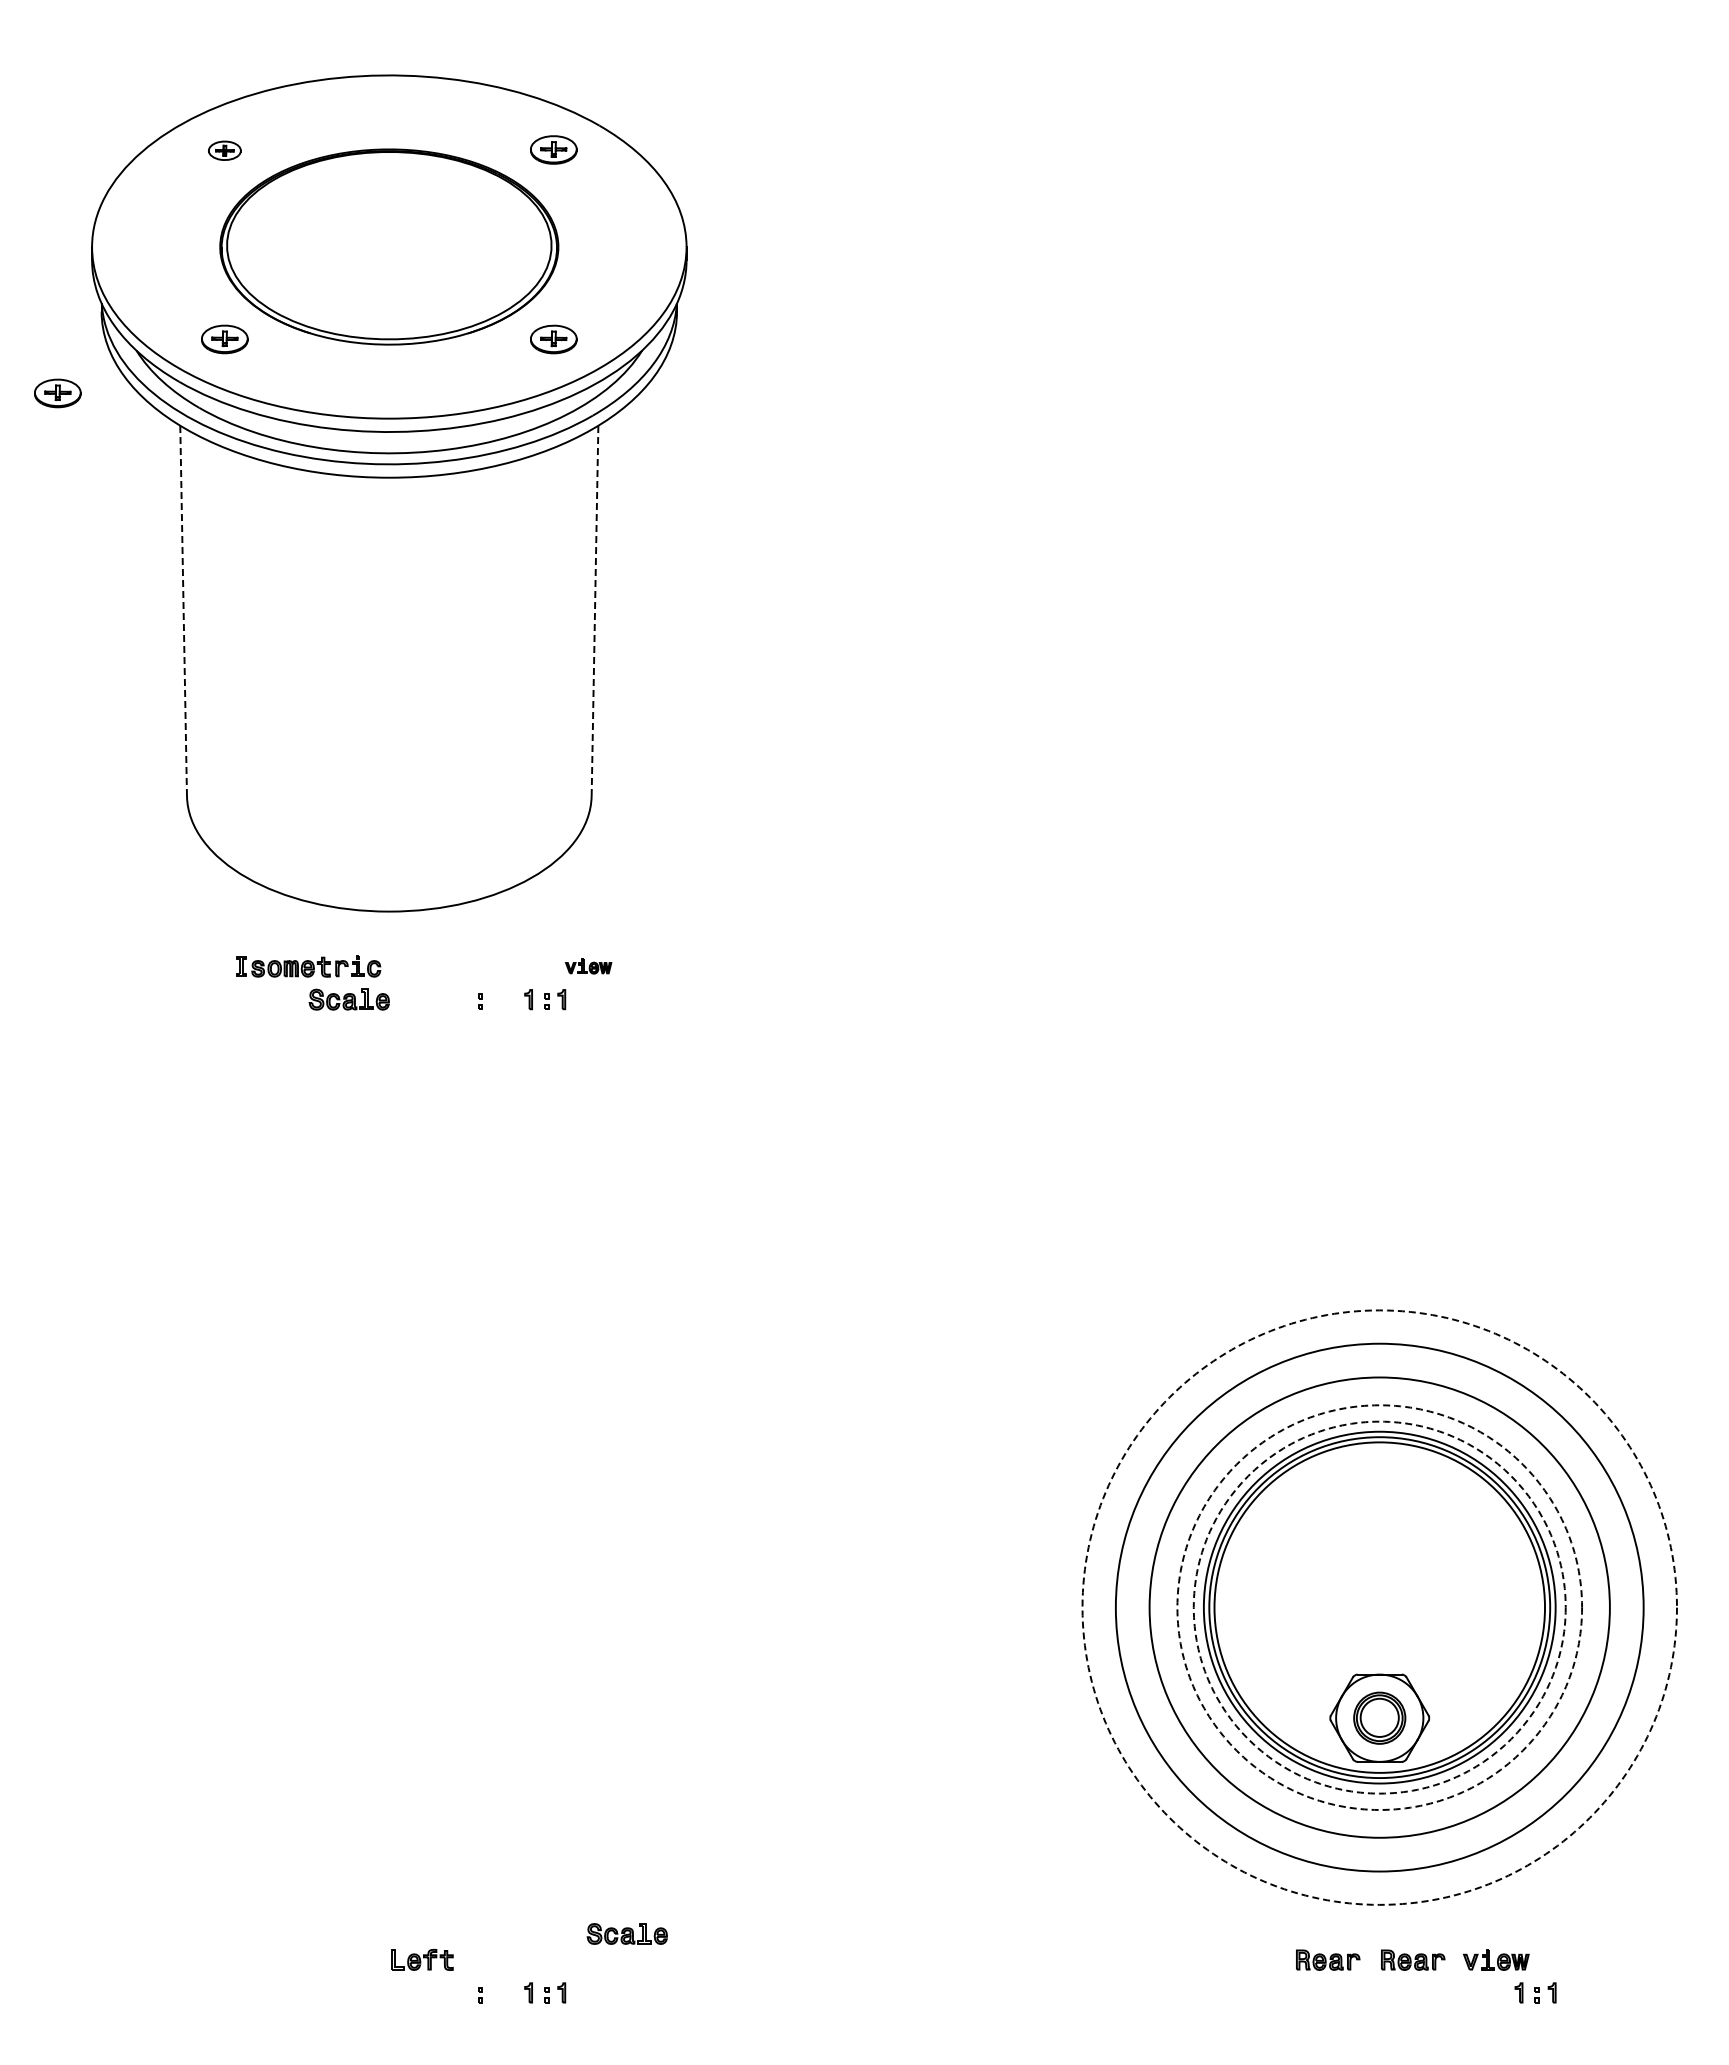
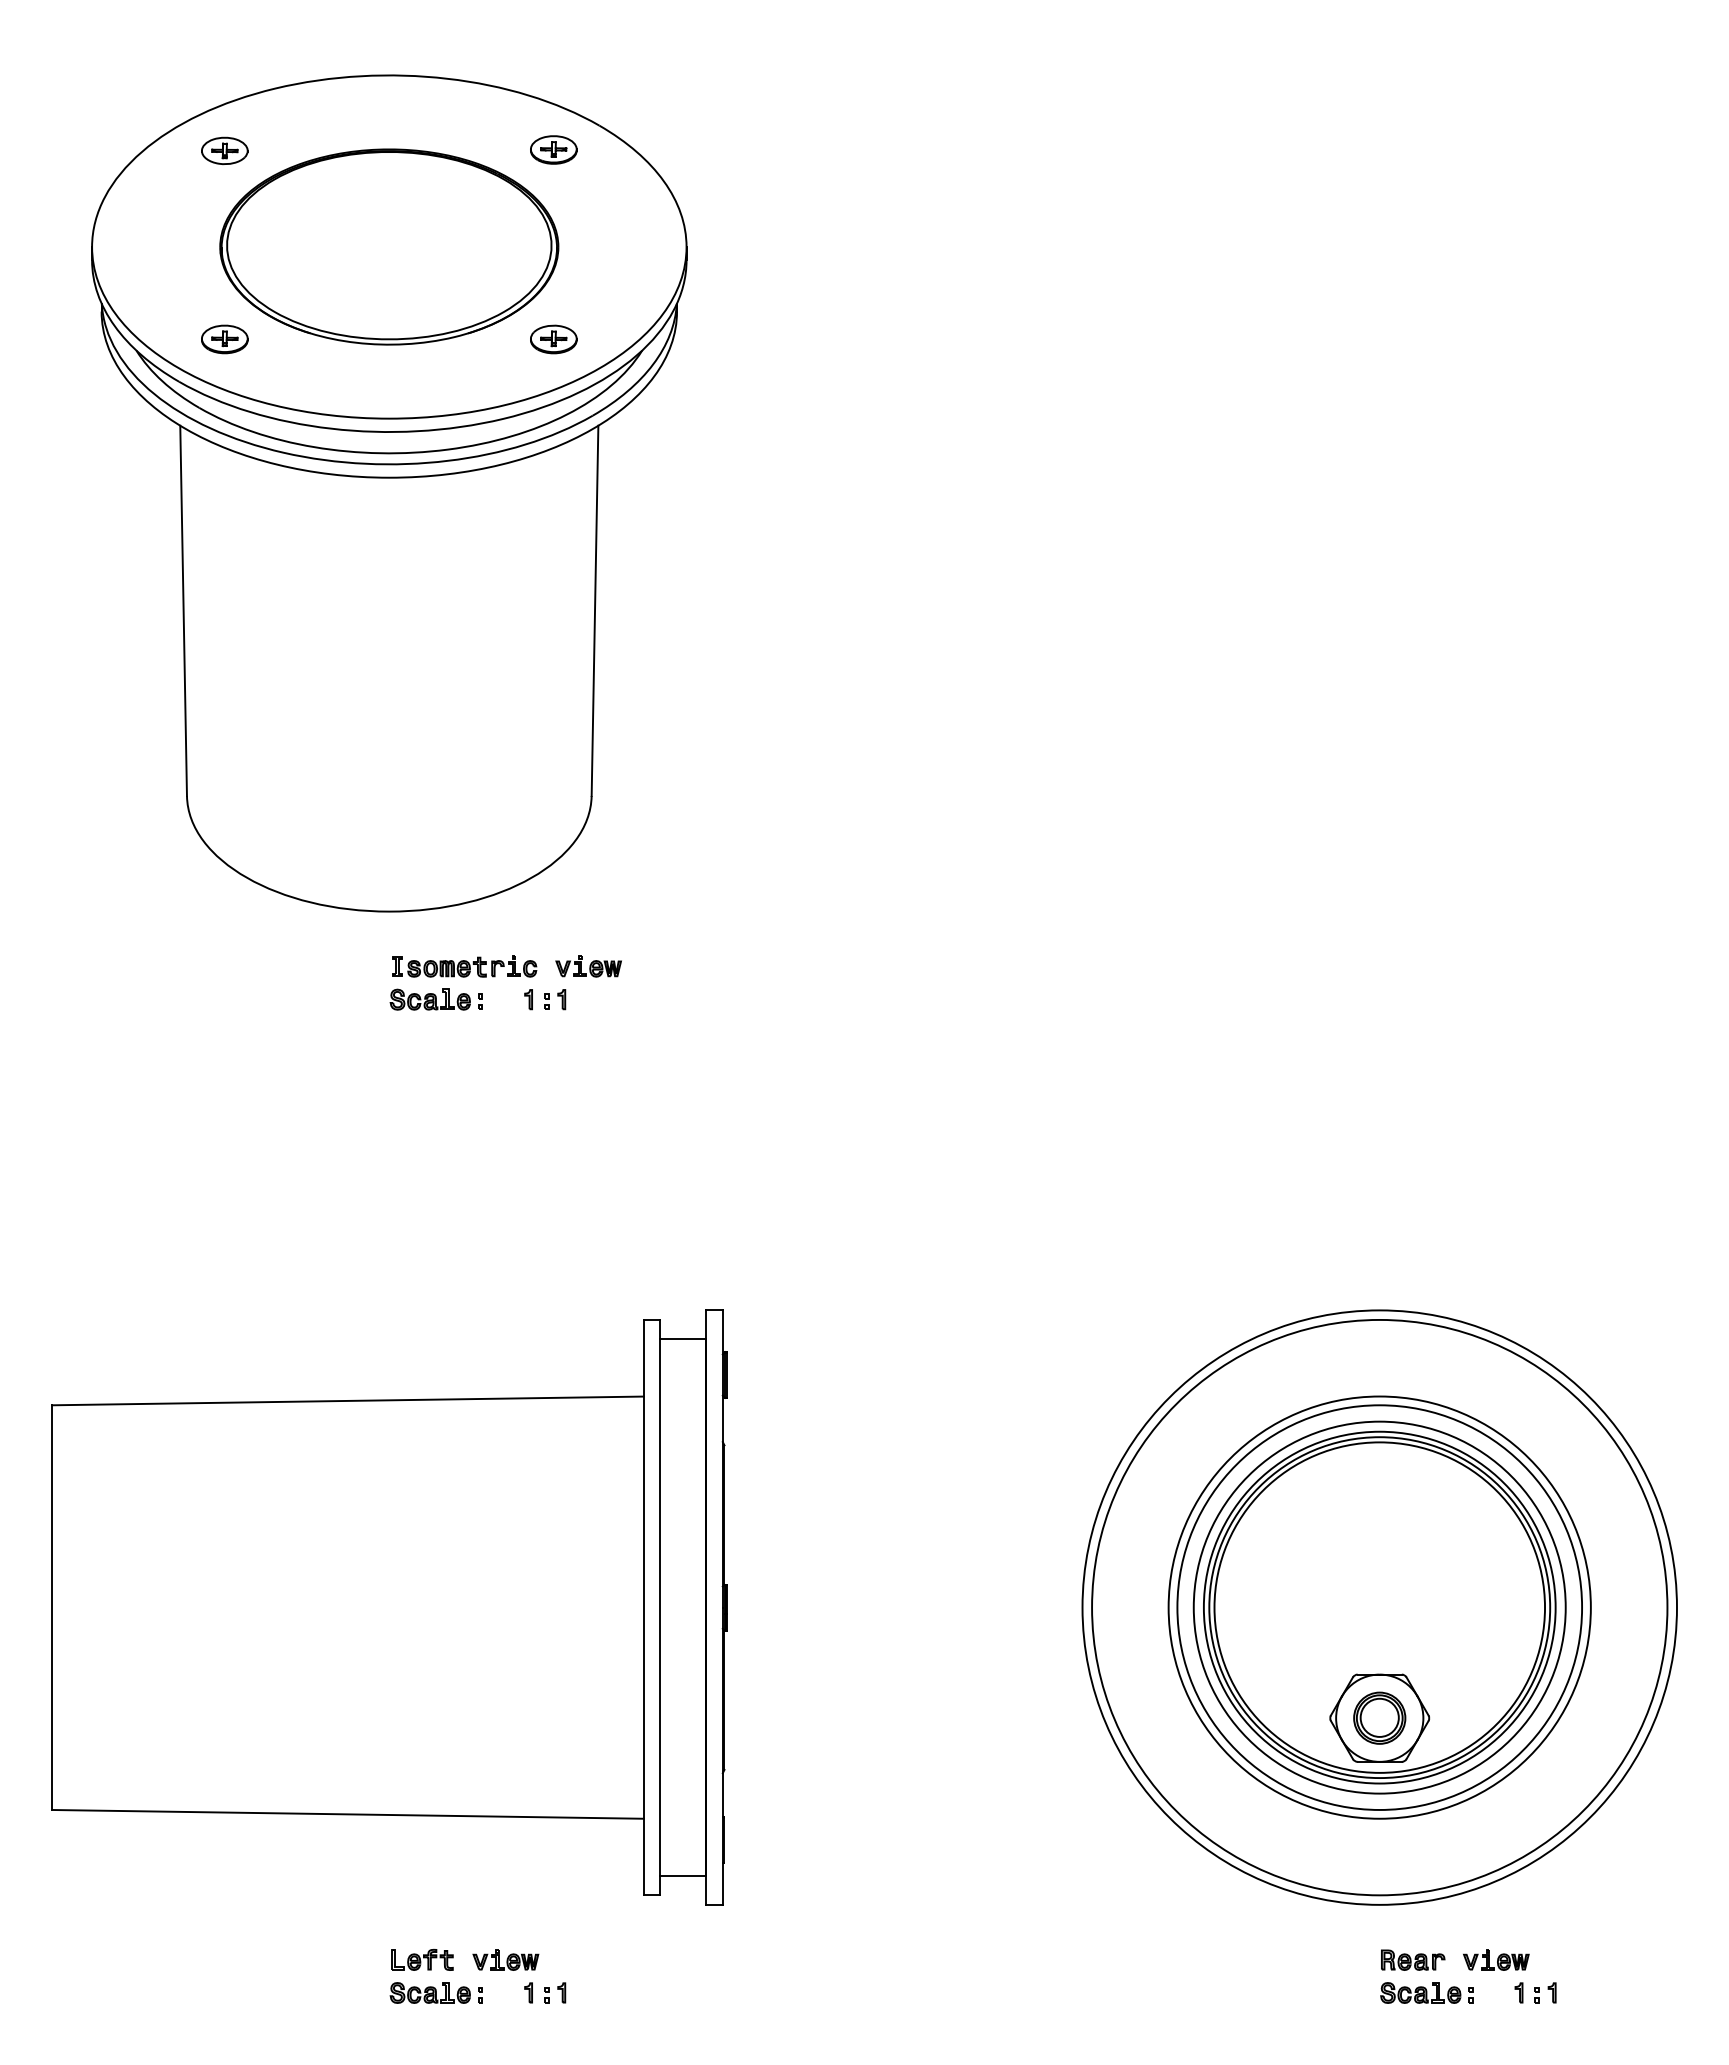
part size: 34x21 px -> 48x29 px (224, 150)
part: present -> none (57, 393)
line: dashed -> solid (183, 610)
line: dashed -> solid (595, 610)
part position: (308, 966) -> (464, 966) (464, 966)
part size: 48x17 px -> 67x23 px (588, 966)
part position: (348, 999) -> (429, 999) (429, 999)
part: none -> present (389, 1607)
circle diameter: 460 px -> 575 px (1379, 1607)
circle diameter: 528 px -> 422 px (1379, 1607)
circle: dashed -> solid (1379, 1607)
circle: dashed -> solid (1379, 1607)
circle: dashed -> solid (1379, 1607)
part position: (626, 1933) -> (429, 1992) (429, 1992)
part: none -> present (505, 1959)
part: present -> none (1328, 1959)
part: none -> present (1426, 1992)
